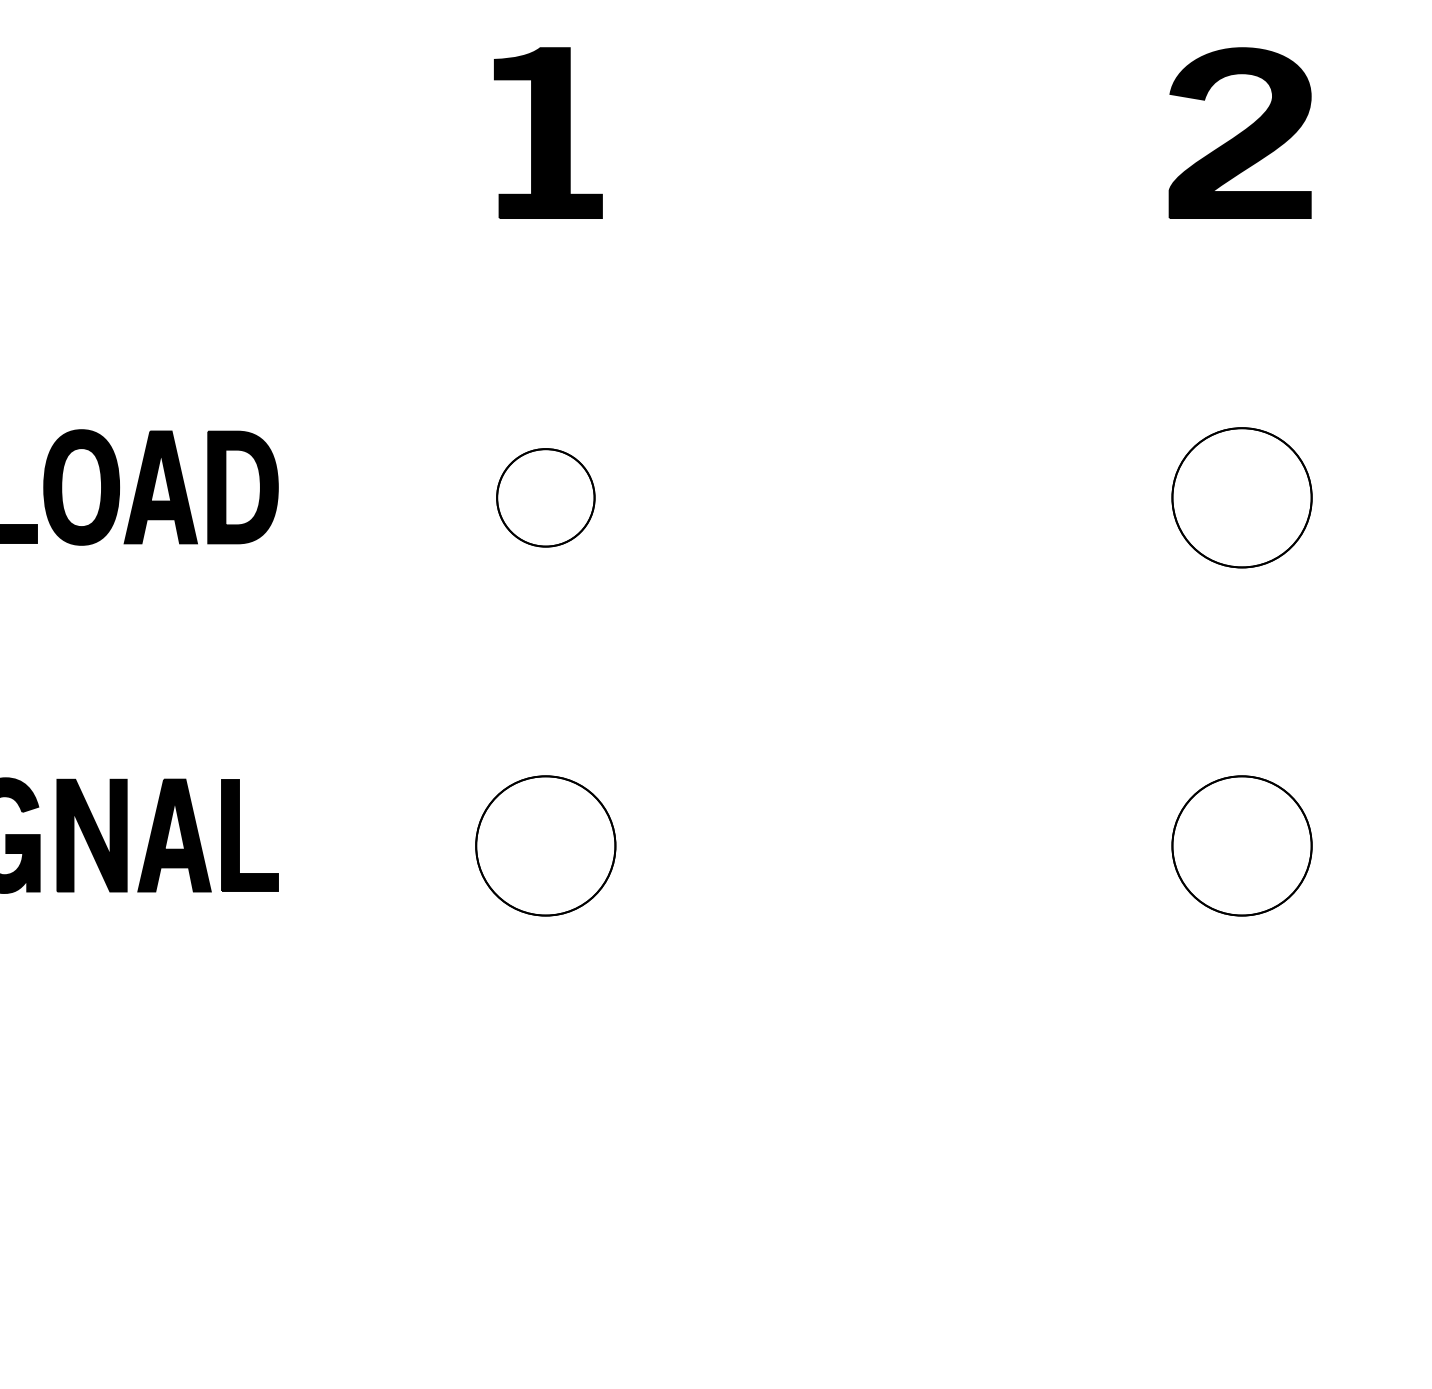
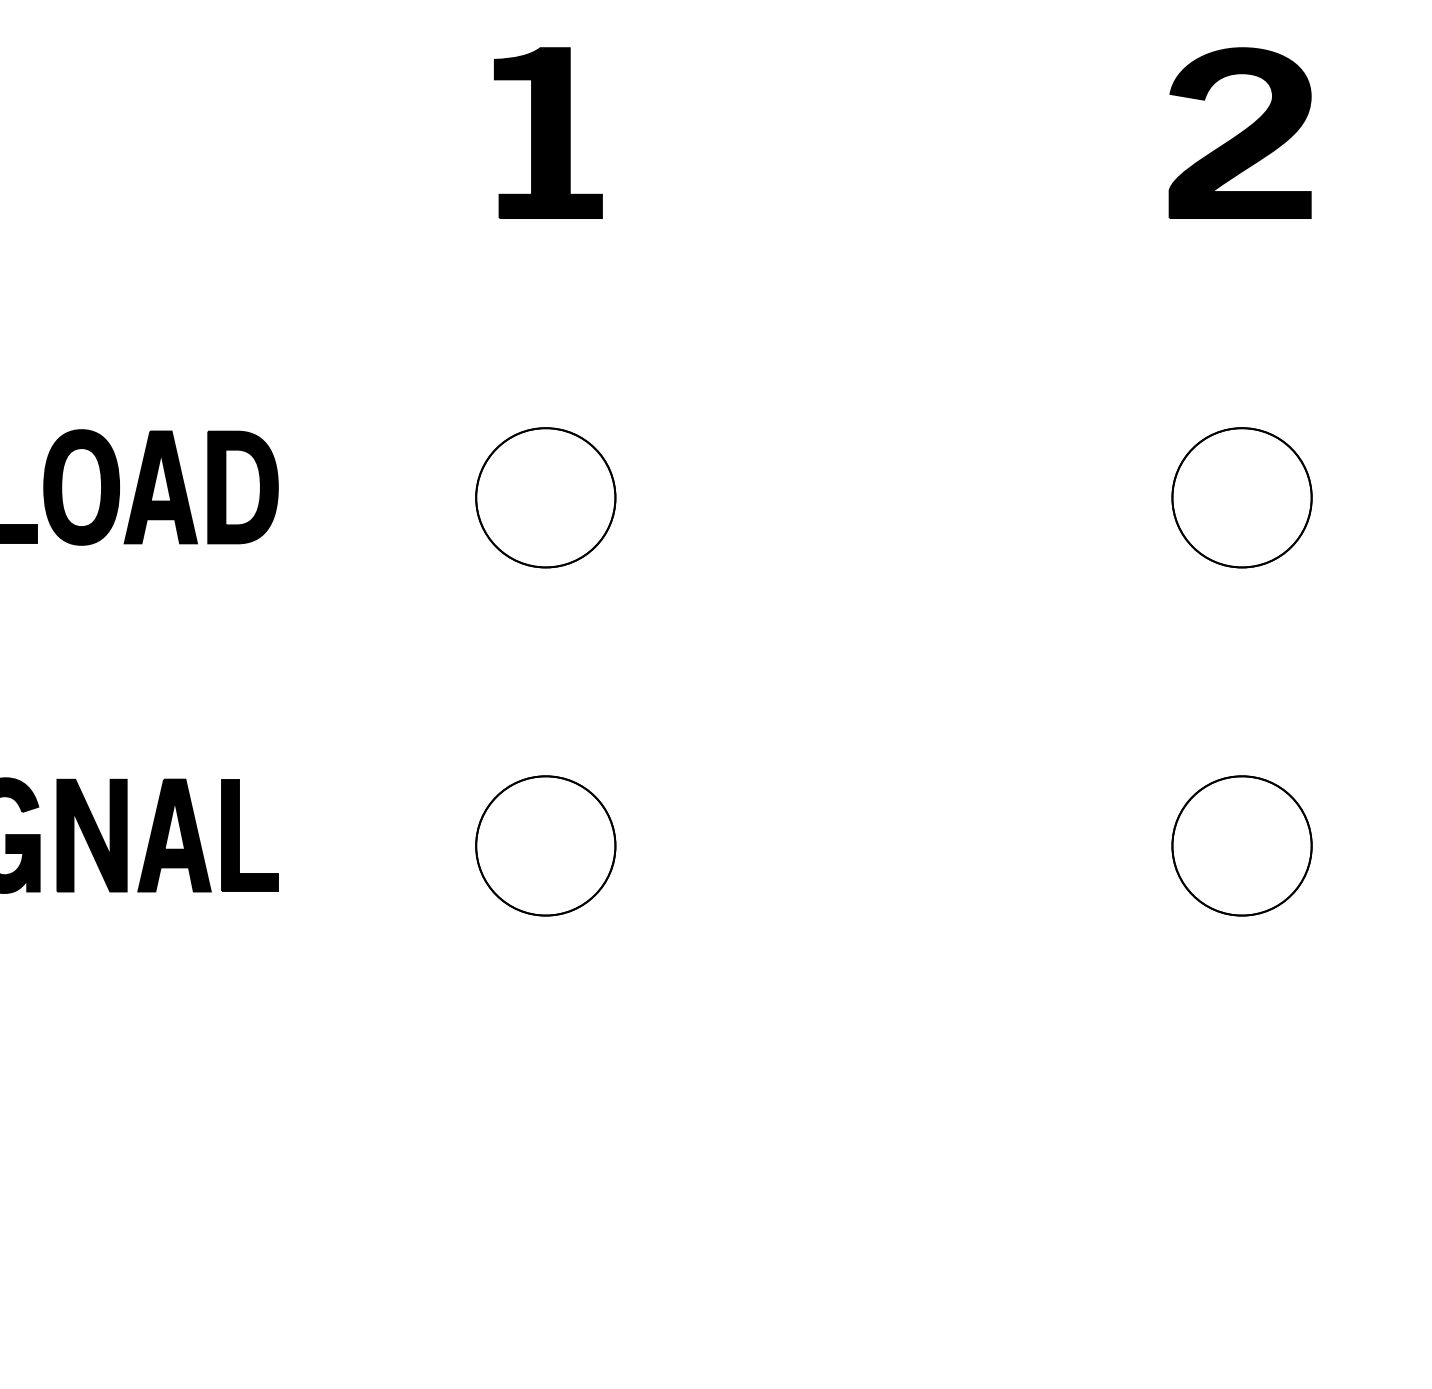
part size: 100x100 px -> 142x142 px (545, 497)
